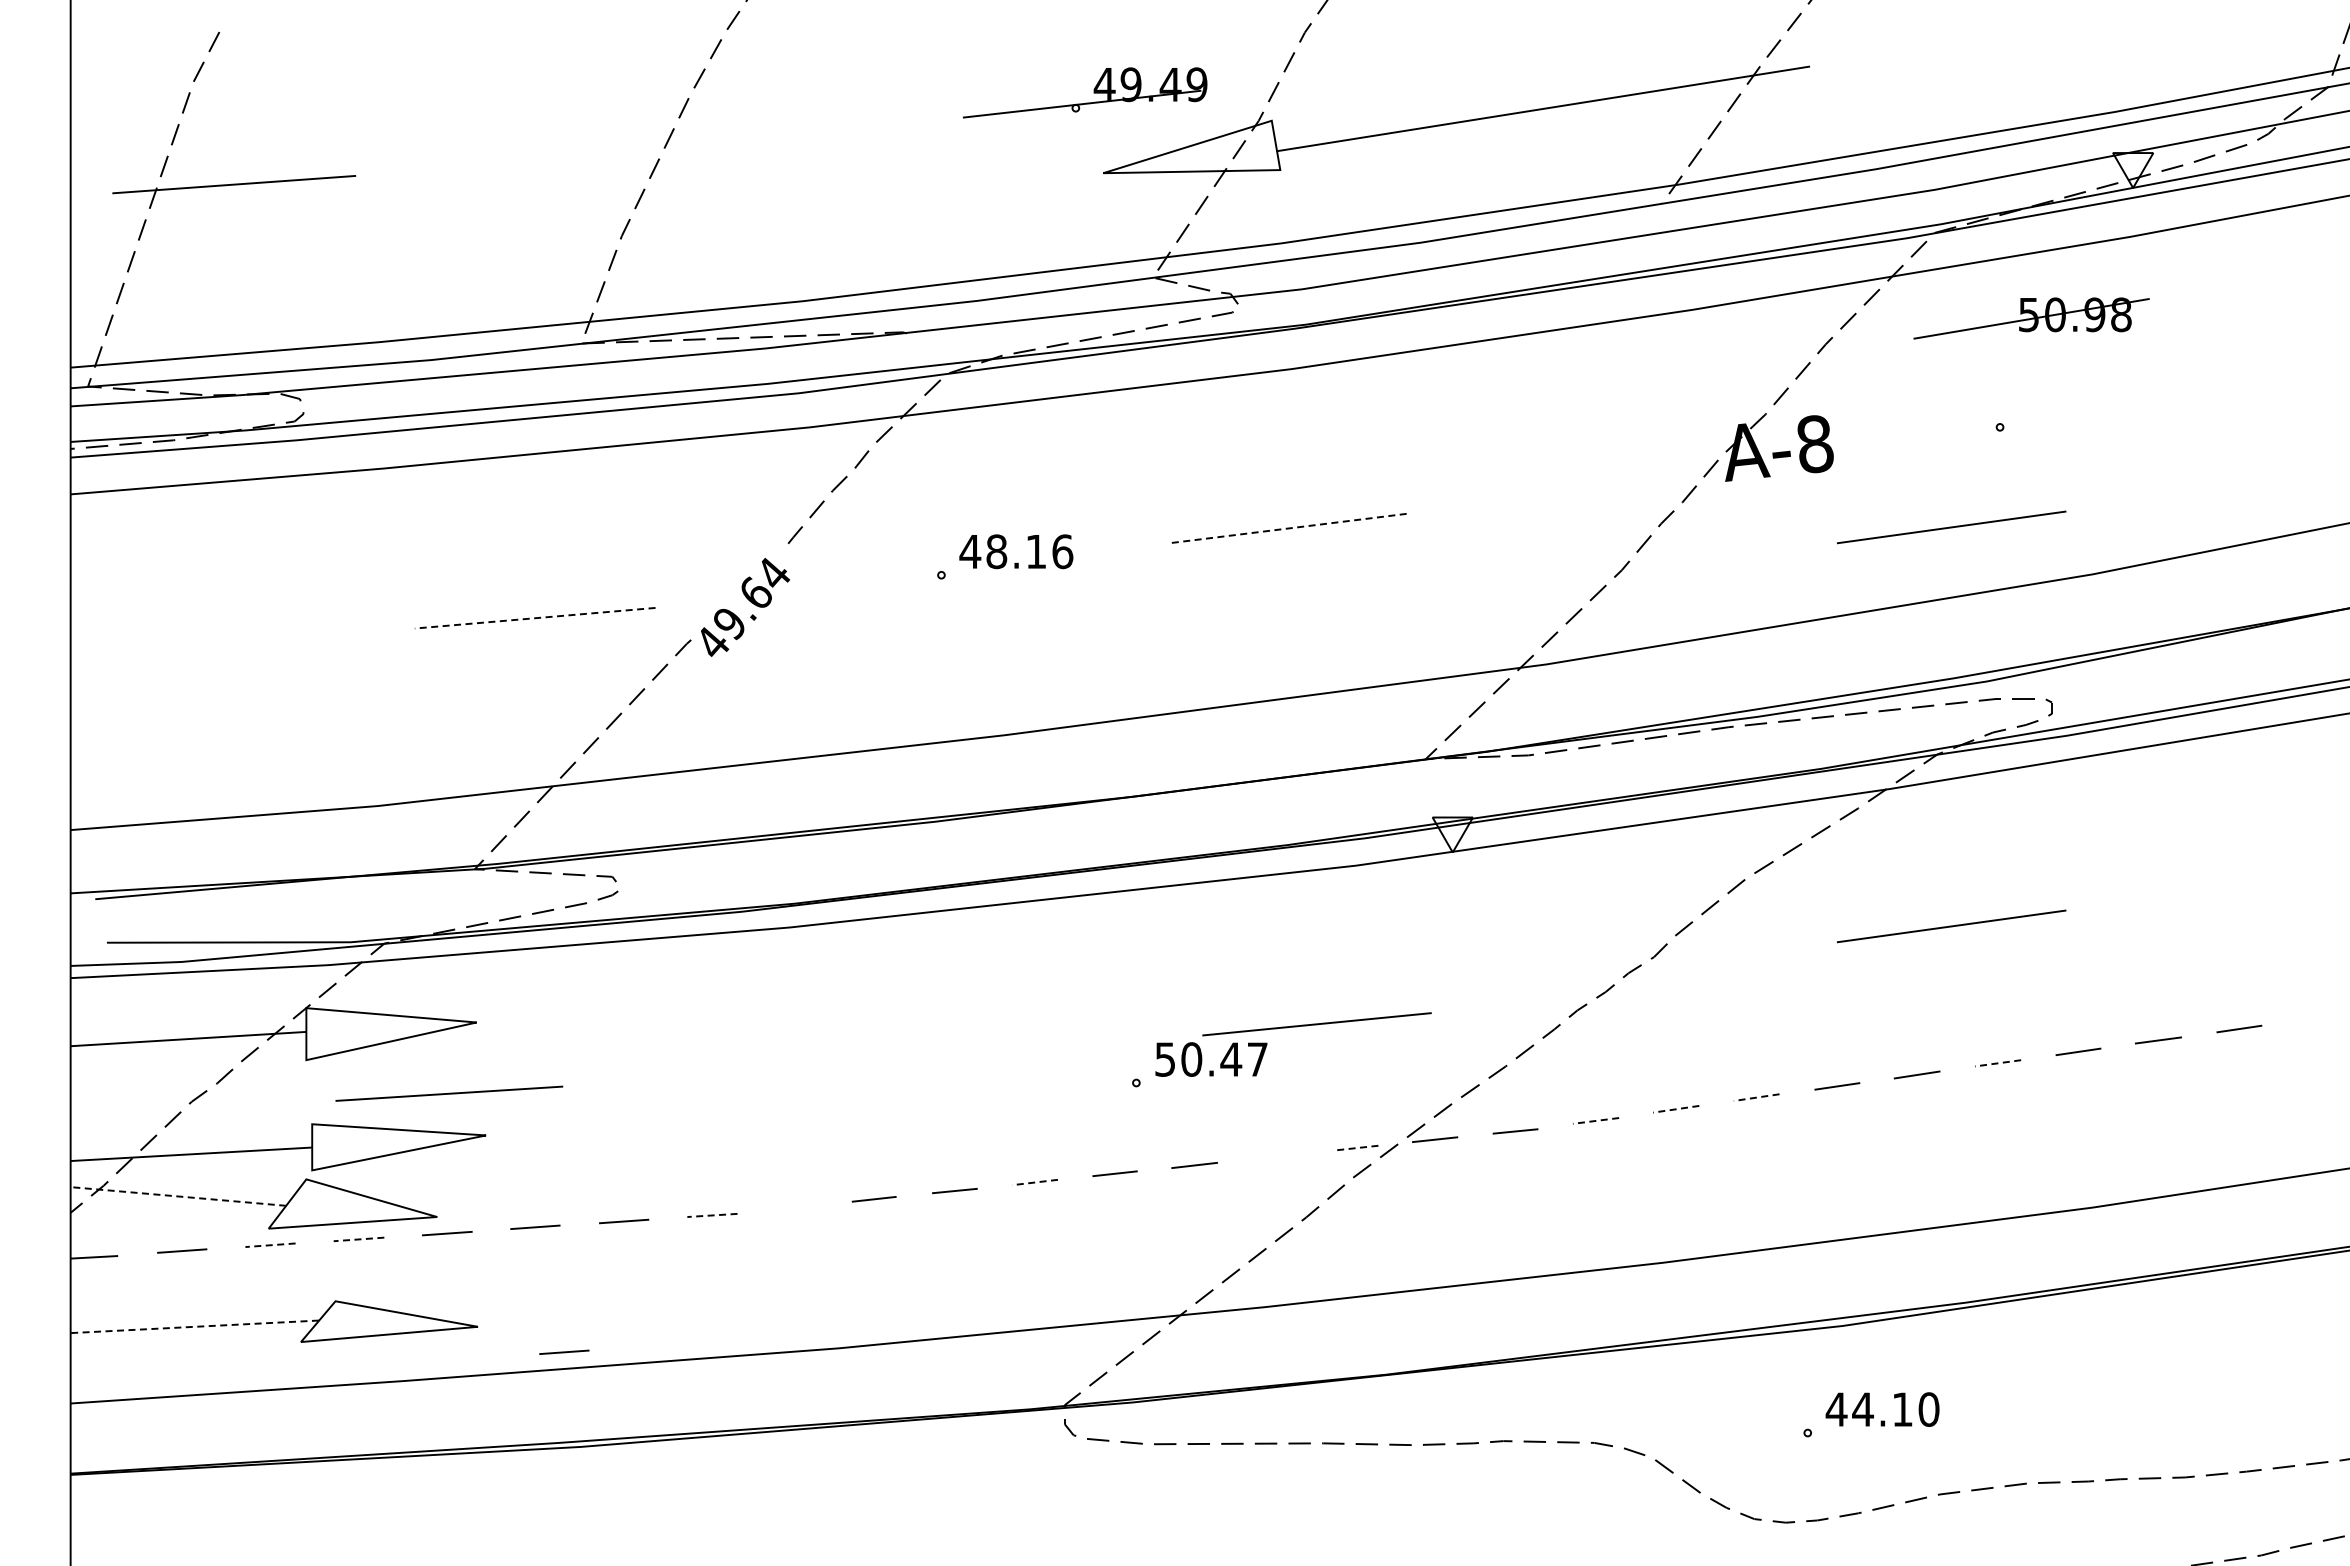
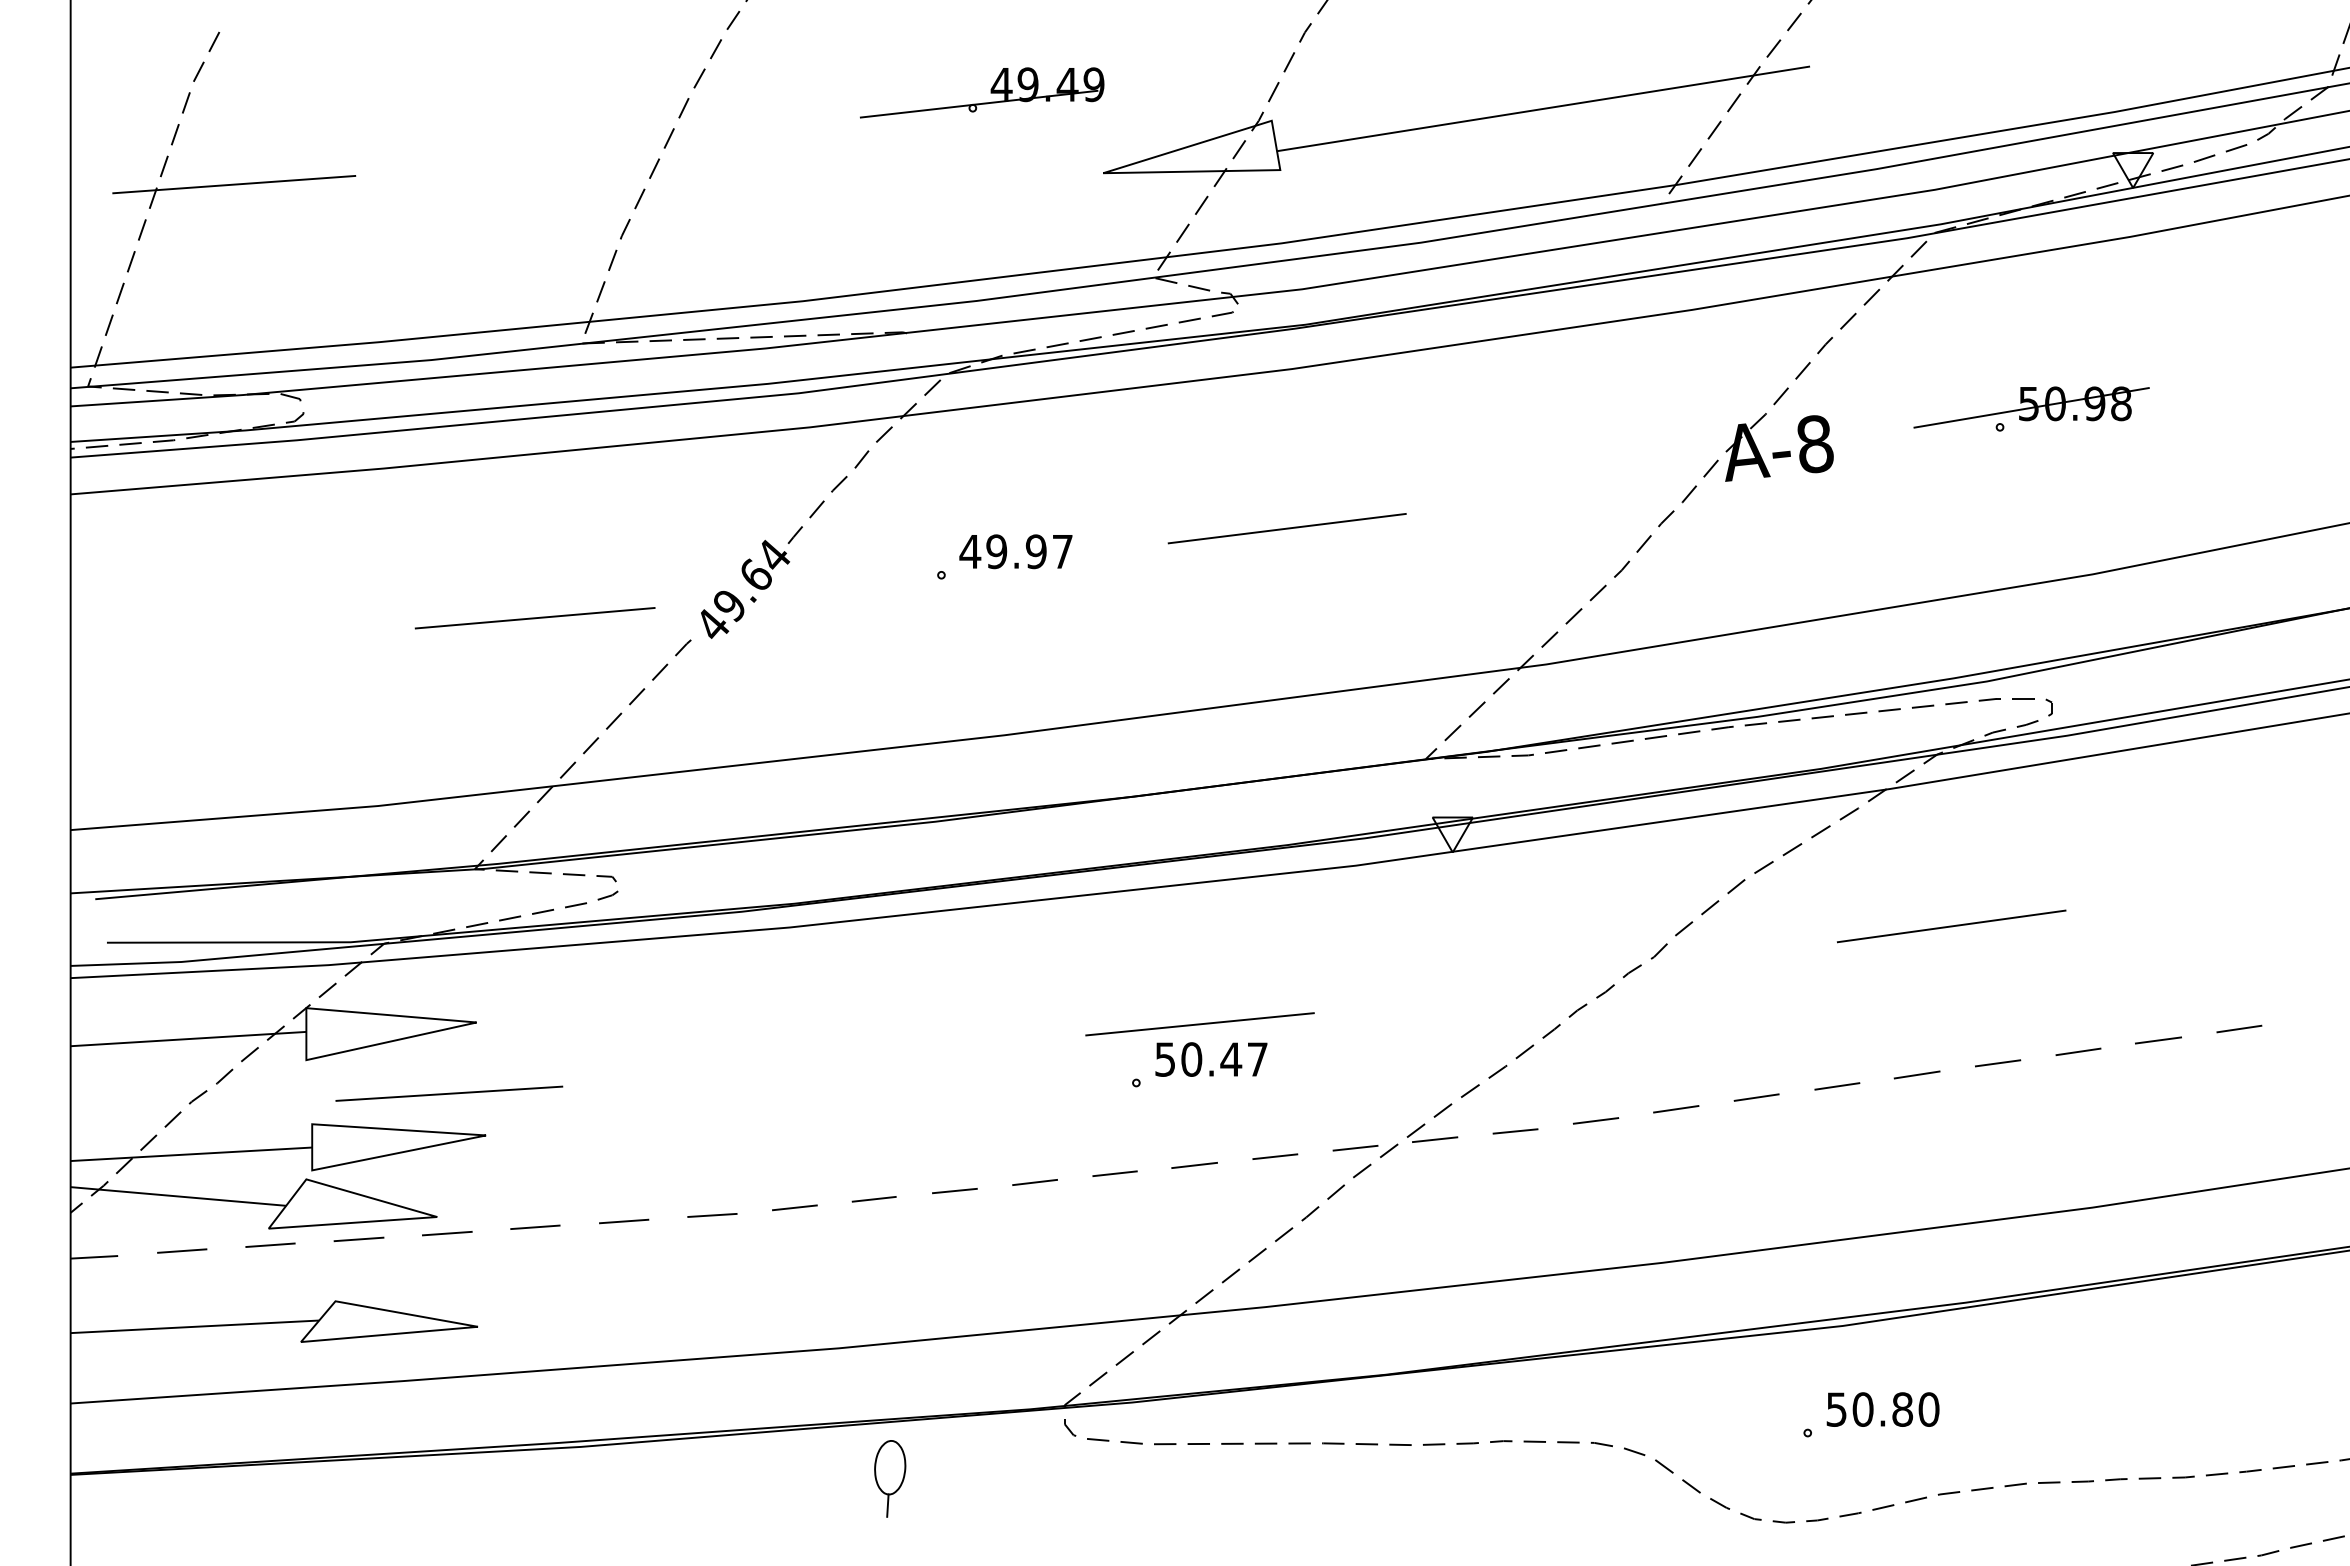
part position: (1093, 92) -> (990, 92) (990, 92)
part position: (2031, 318) -> (2031, 407) (2031, 407)
line: present -> none (1951, 527)
line: dashed -> solid (1286, 528)
text: 48.16 -> 49.97 (1029, 551)
text position: (745, 607) -> (745, 589) (745, 589)
line: dashed -> solid (535, 618)
line position: (1316, 1024) -> (1199, 1024) (1199, 1024)
line: dashed -> solid (1997, 1063)
line: dashed -> solid (1756, 1097)
line: dashed -> solid (1675, 1109)
line: dashed -> solid (1595, 1120)
line: dashed -> solid (1355, 1148)
line: none -> present (1275, 1156)
line: dashed -> solid (1034, 1182)
line: dashed -> solid (177, 1196)
line: none -> present (794, 1207)
line: dashed -> solid (711, 1215)
line: dashed -> solid (358, 1239)
line: dashed -> solid (270, 1245)
line: dashed -> solid (194, 1326)
line: present -> none (564, 1351)
text: 44.10 -> 50.80 (1869, 1409)
part: none -> present (890, 1478)
